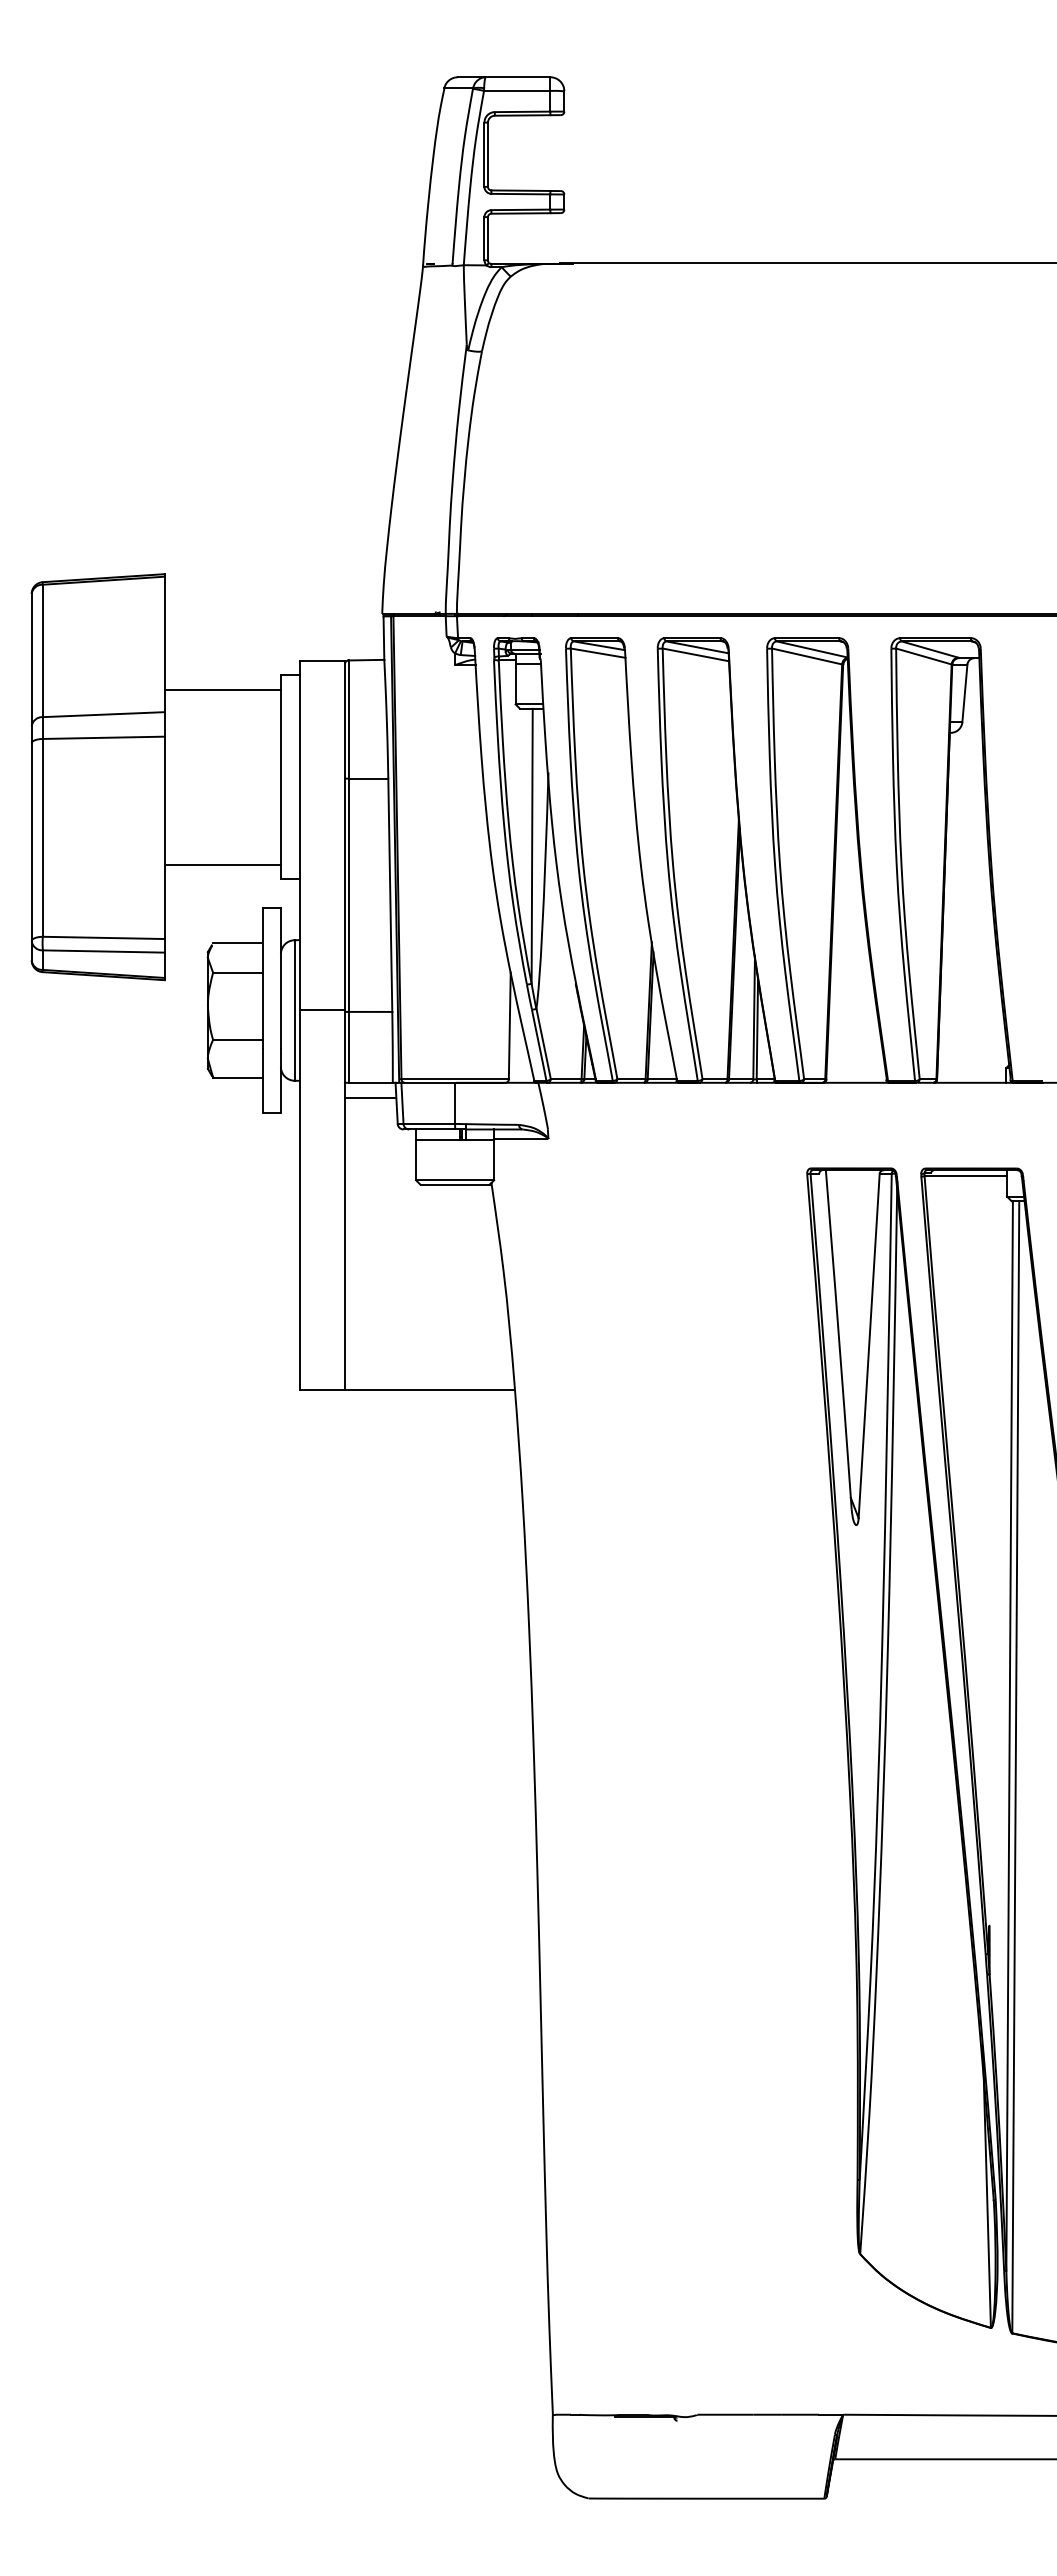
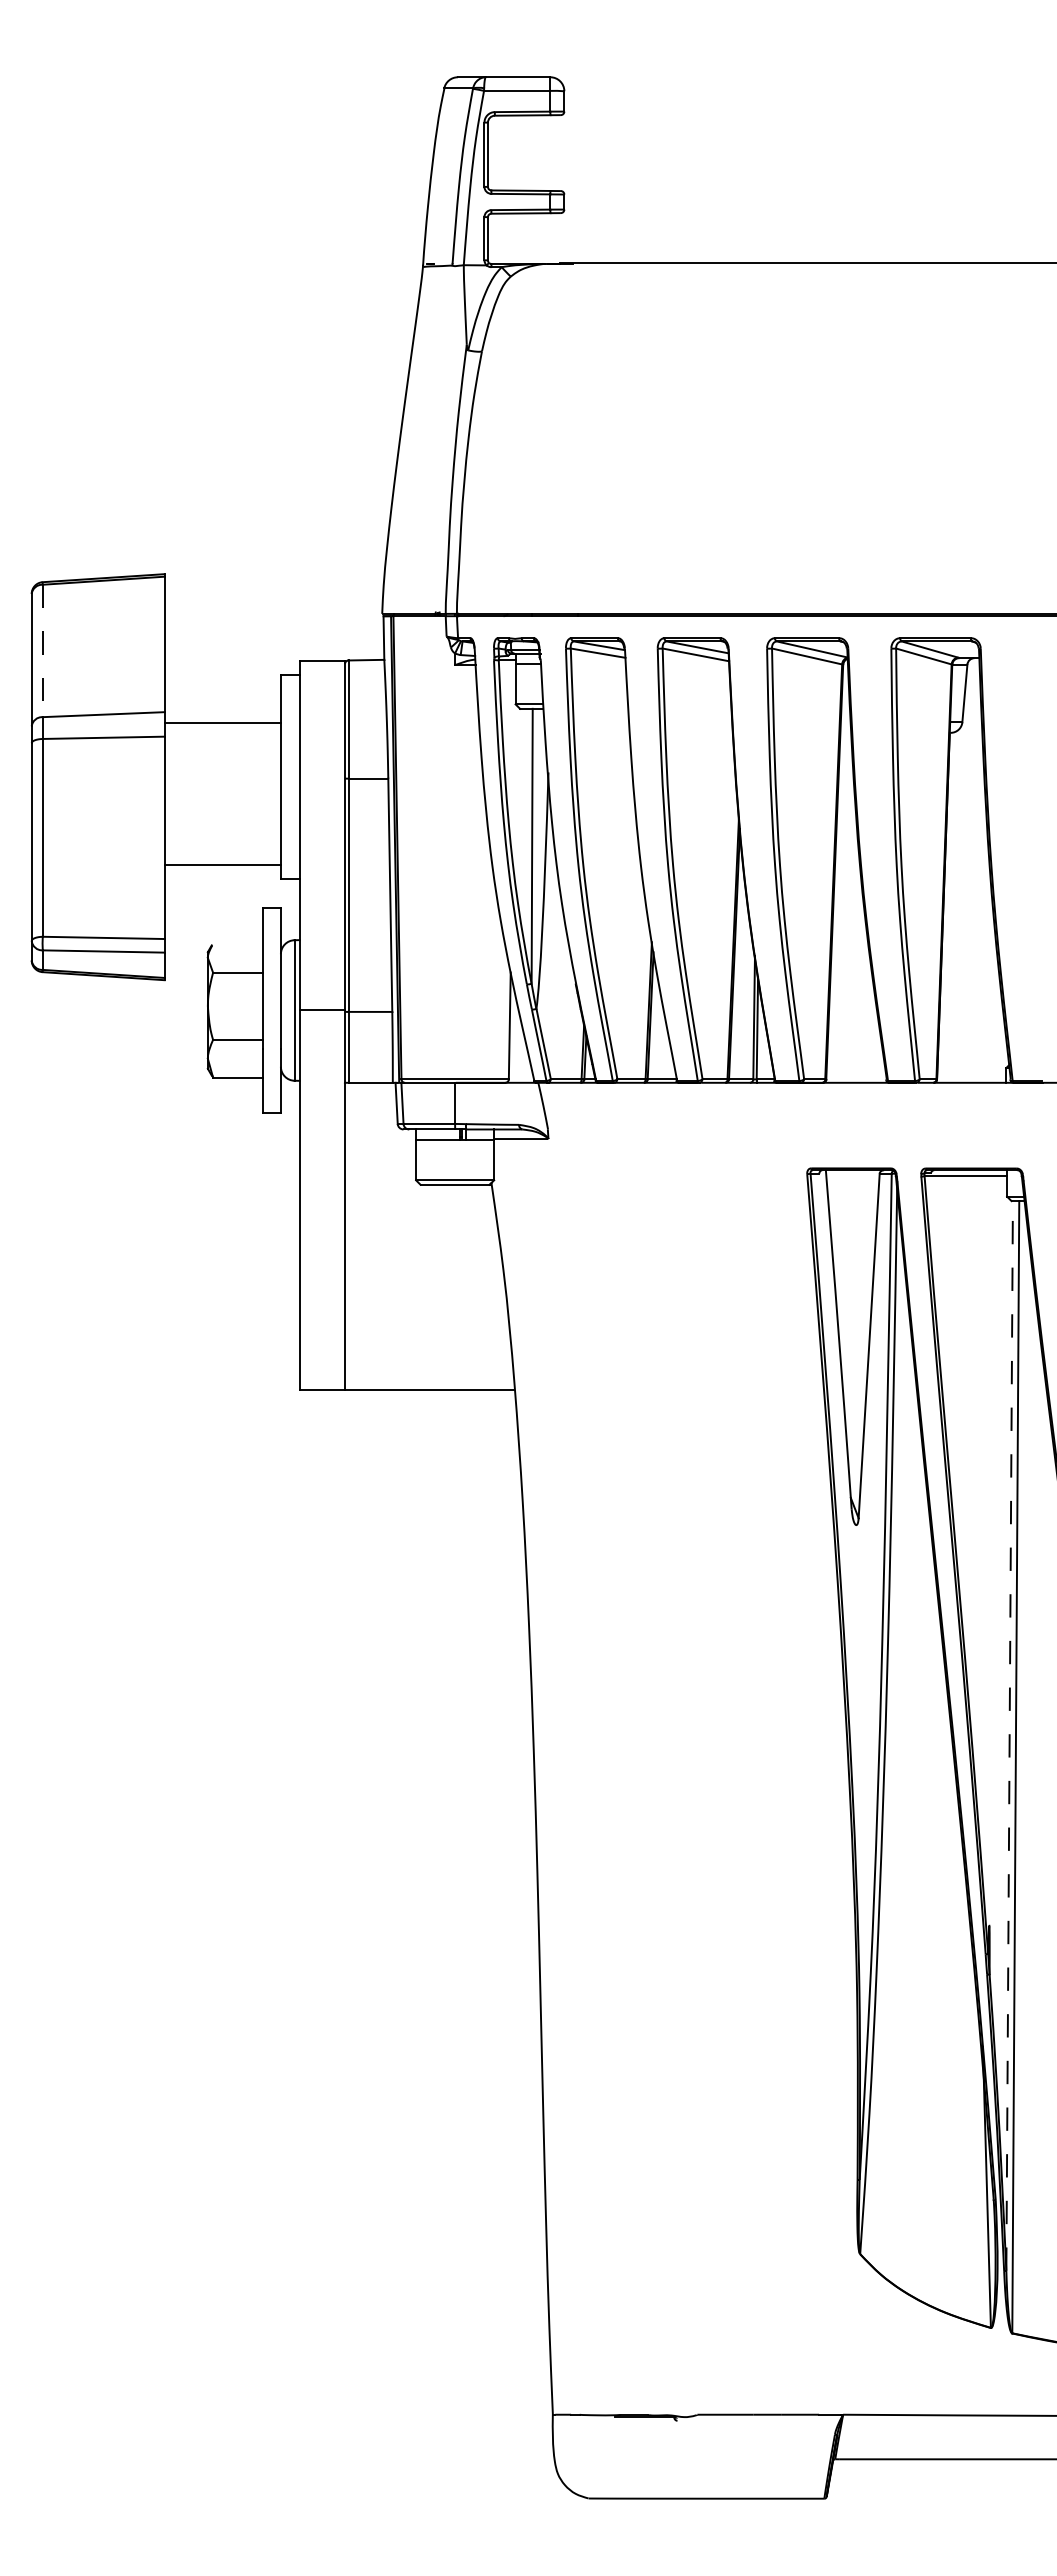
line: solid -> dashed (42, 651)
line position: (222, 689) -> (222, 722) (222, 722)
line: present -> none (237, 943)
line: present -> none (370, 1097)
line: solid -> dashed (1009, 1735)
